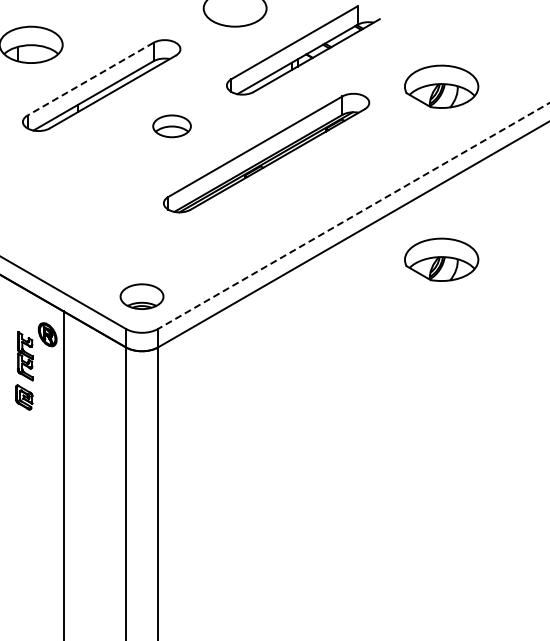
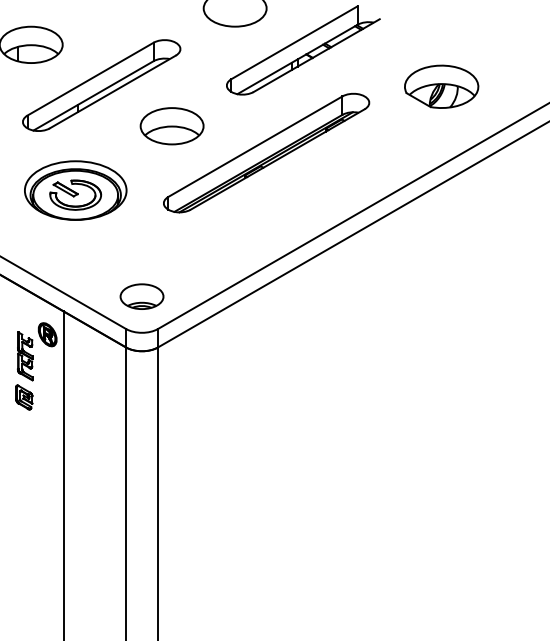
line: dashed -> solid (90, 79)
part size: 40x25 px -> 66x39 px (171, 126)
part: none -> present (75, 190)
line: dashed -> solid (353, 216)
part: present -> none (441, 259)
